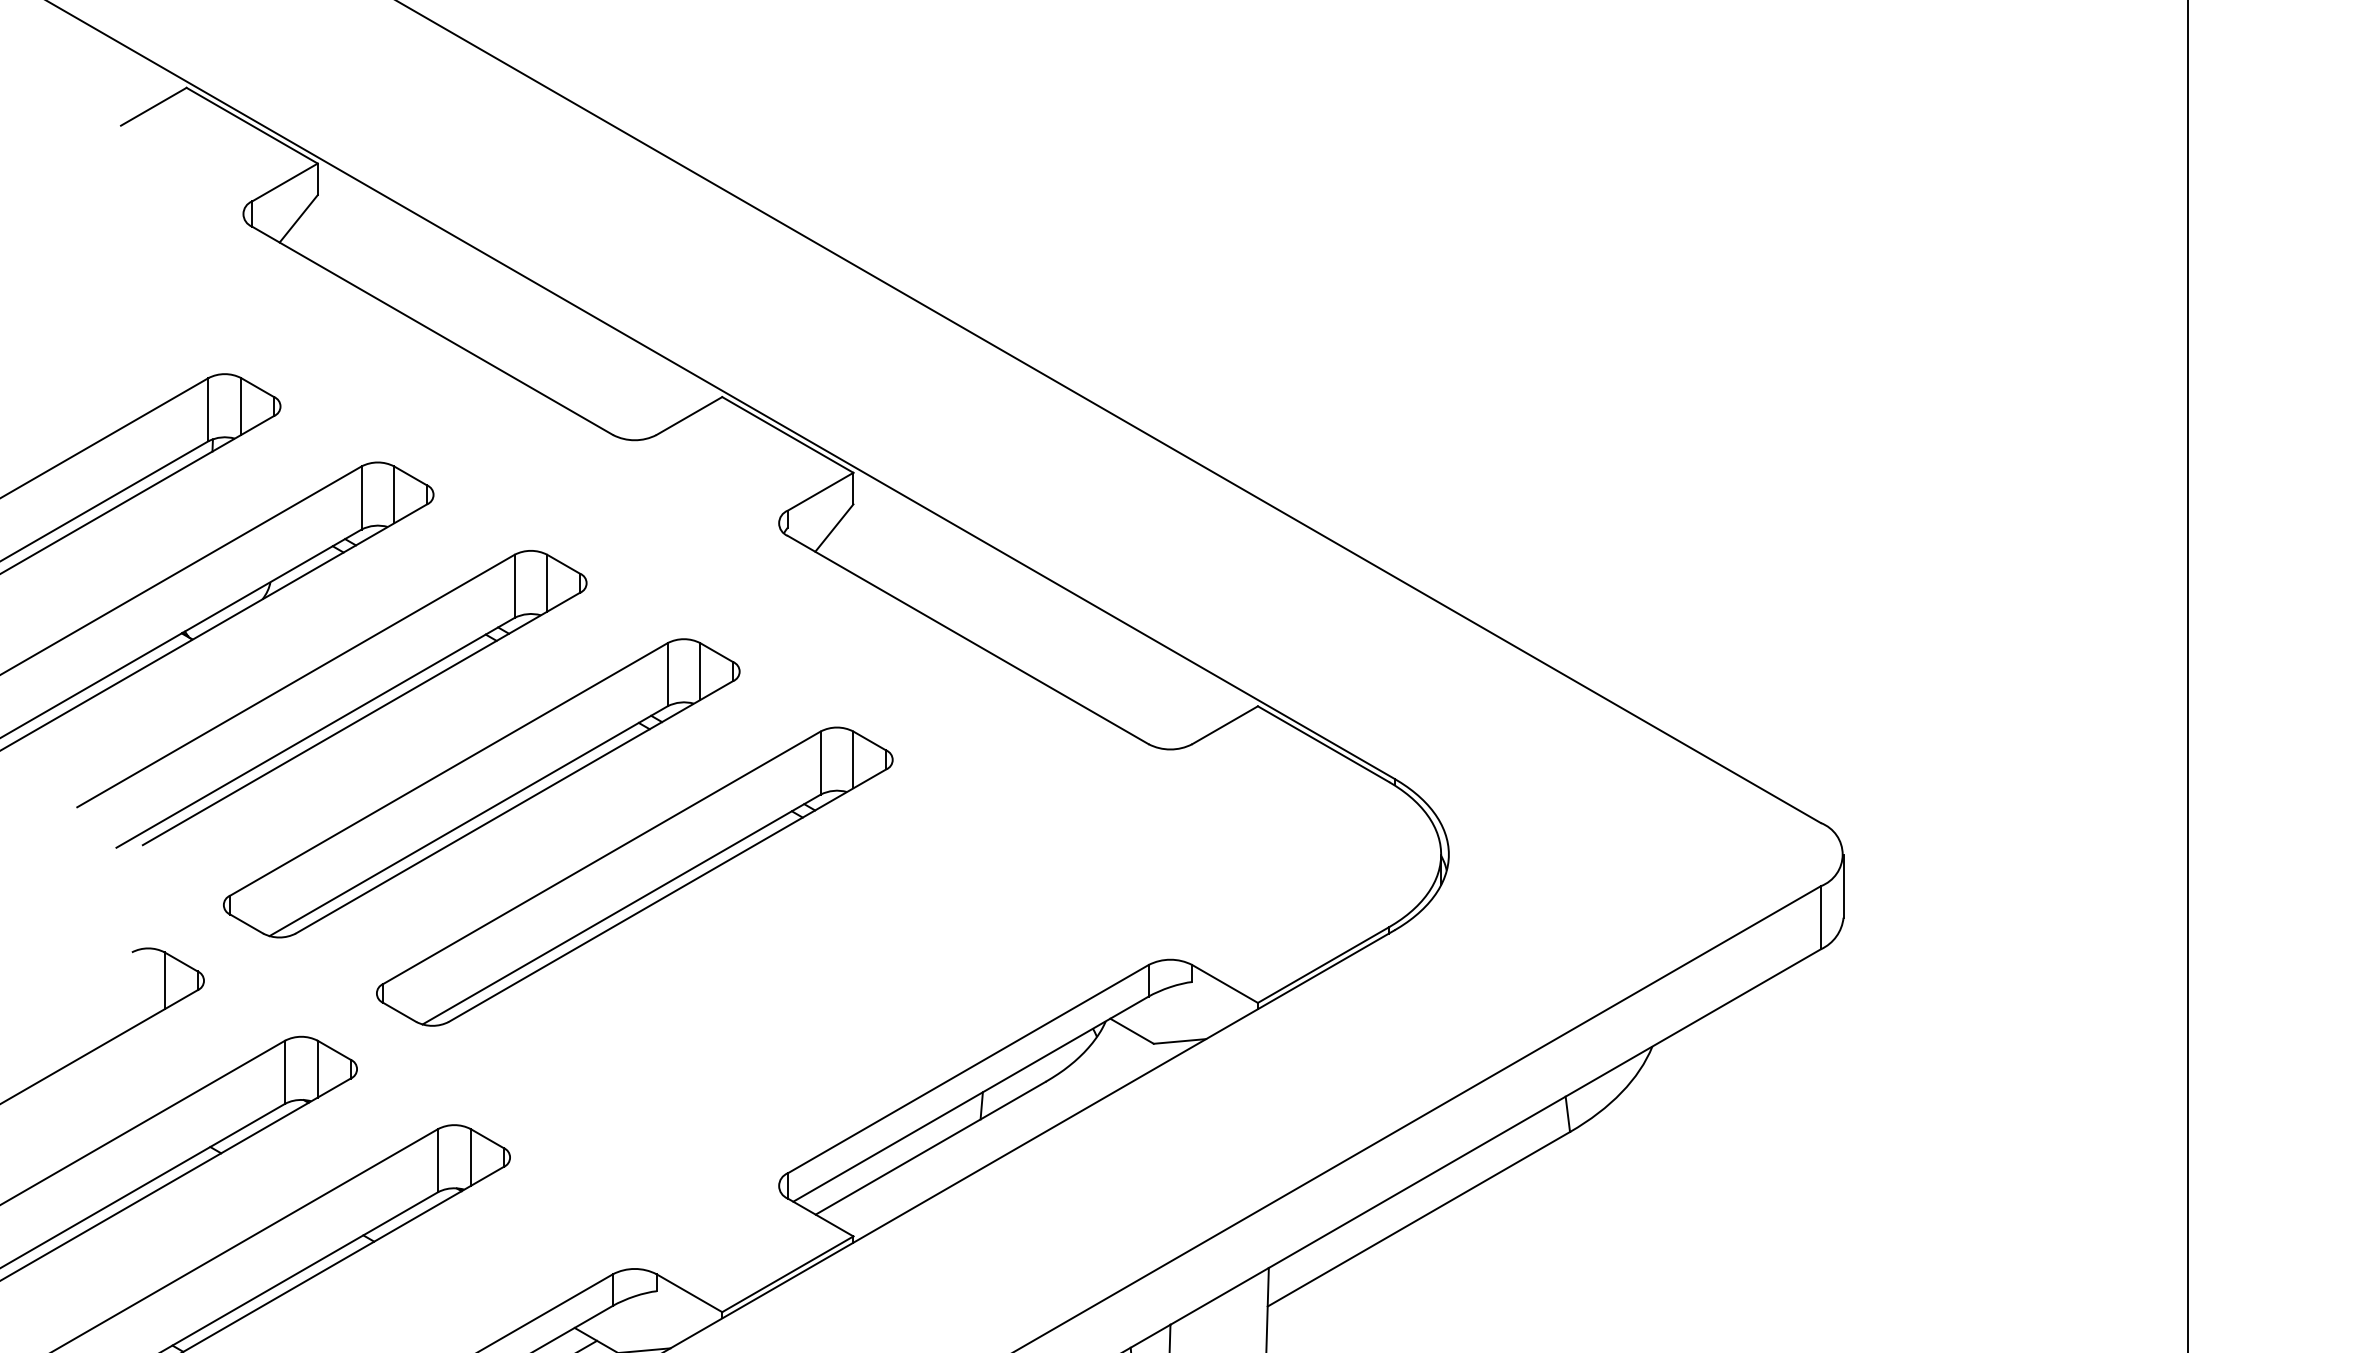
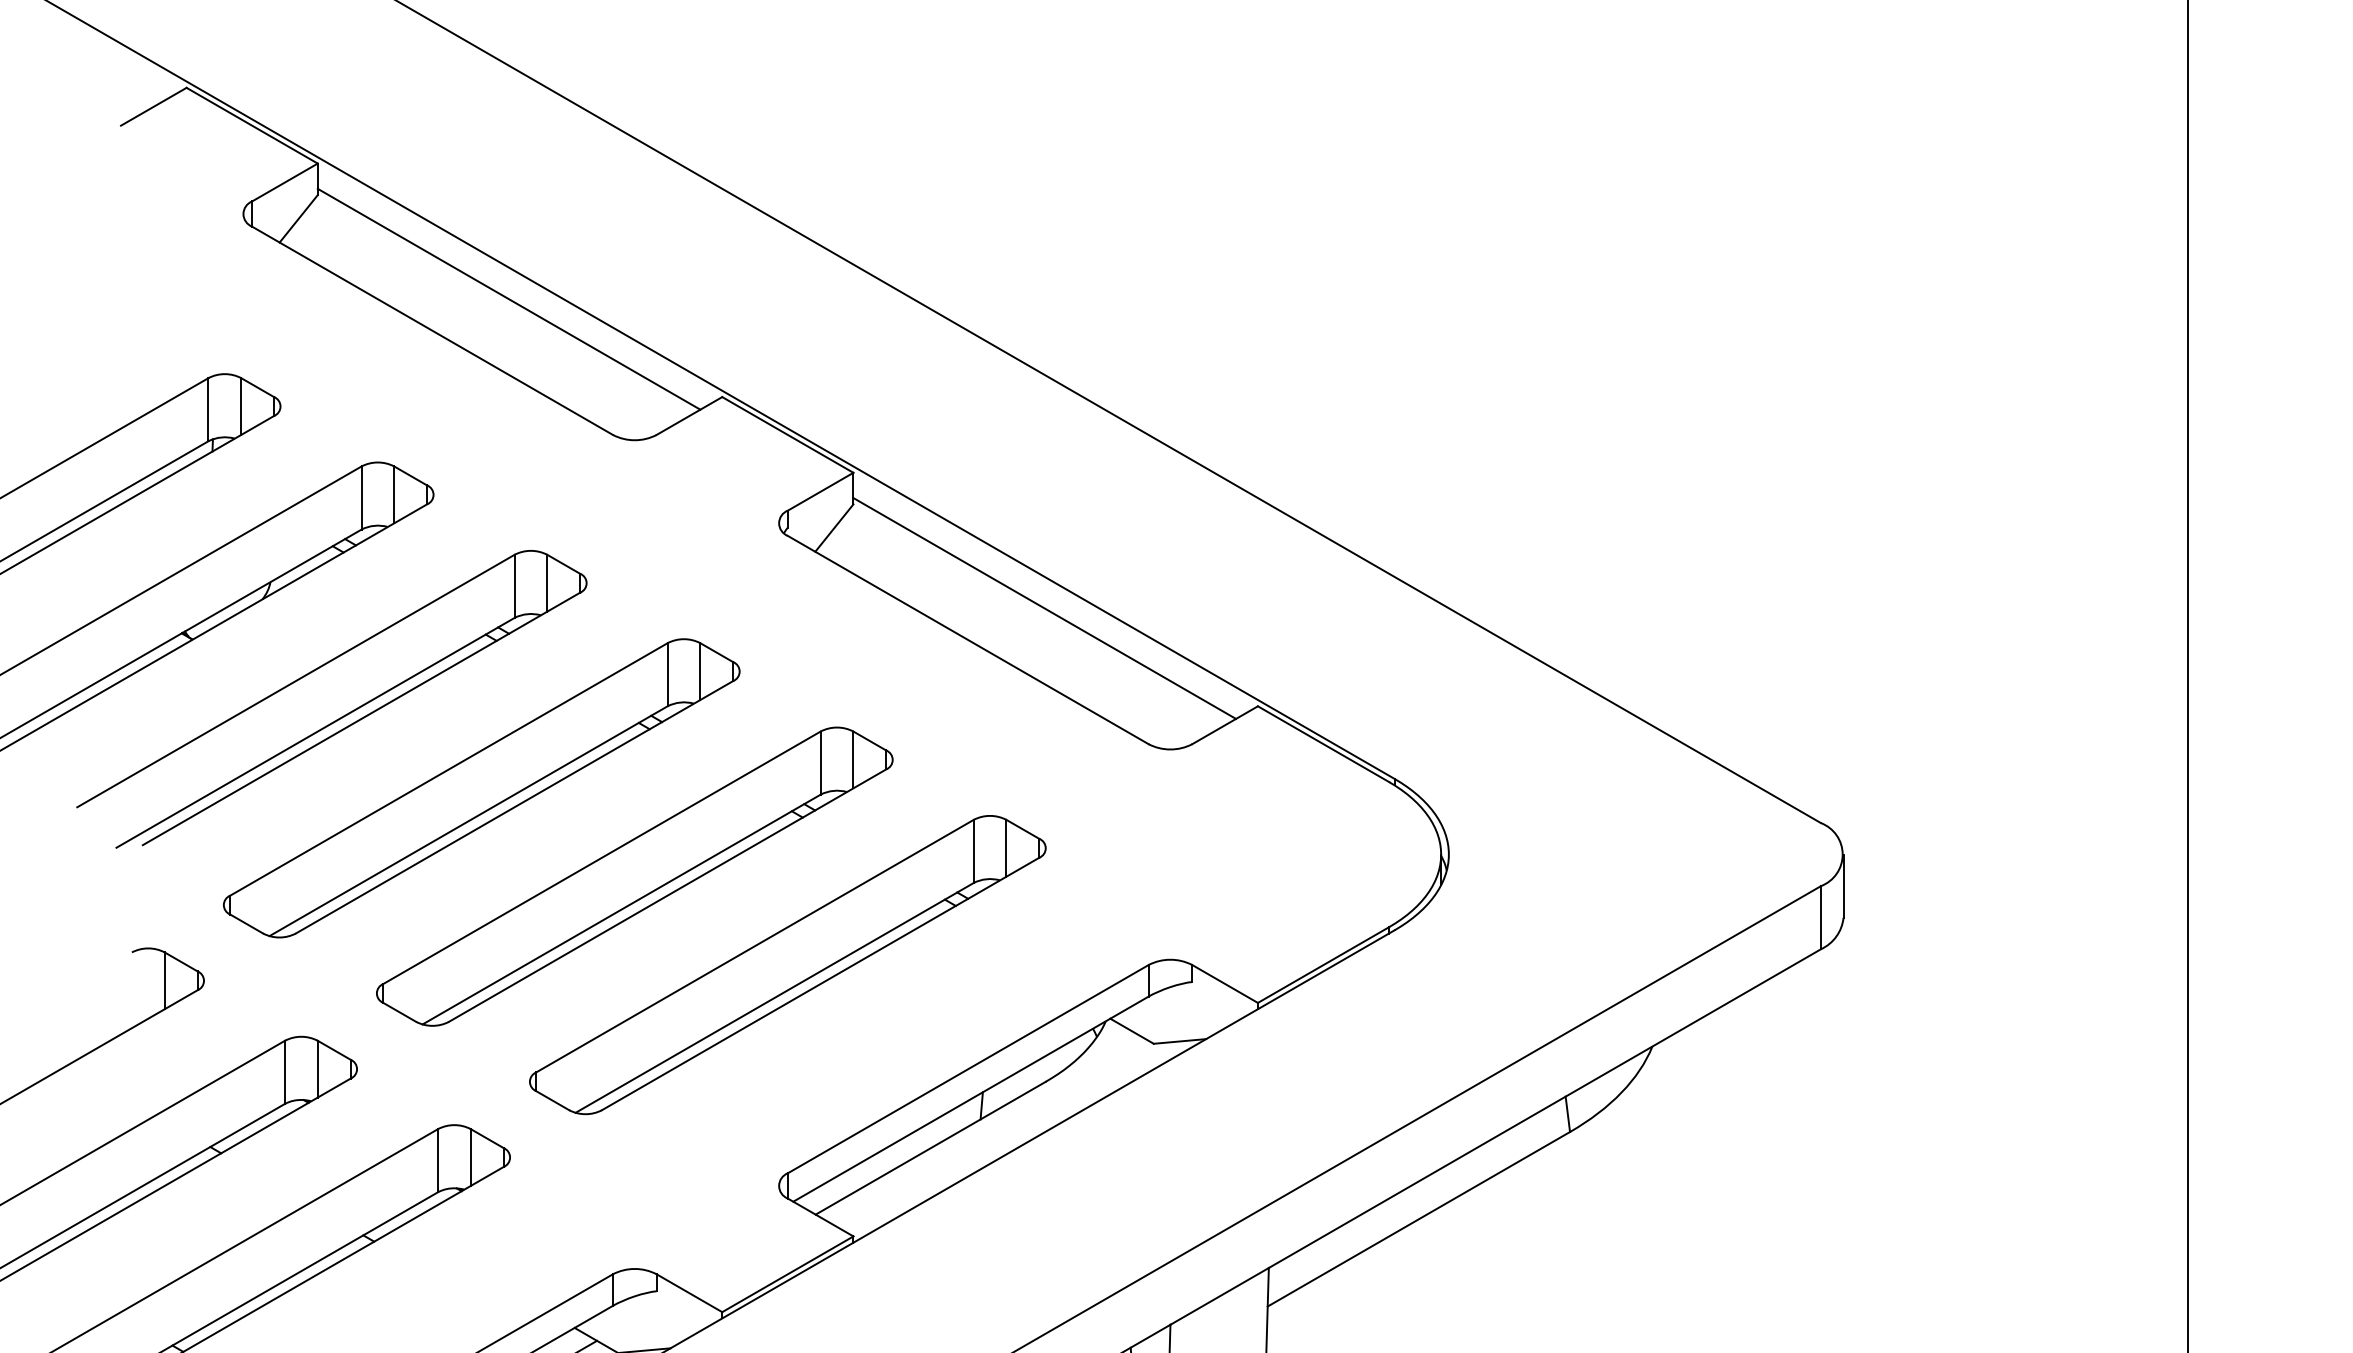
line: none -> present (508, 298)
line: none -> present (1044, 608)
part: none -> present (787, 965)
